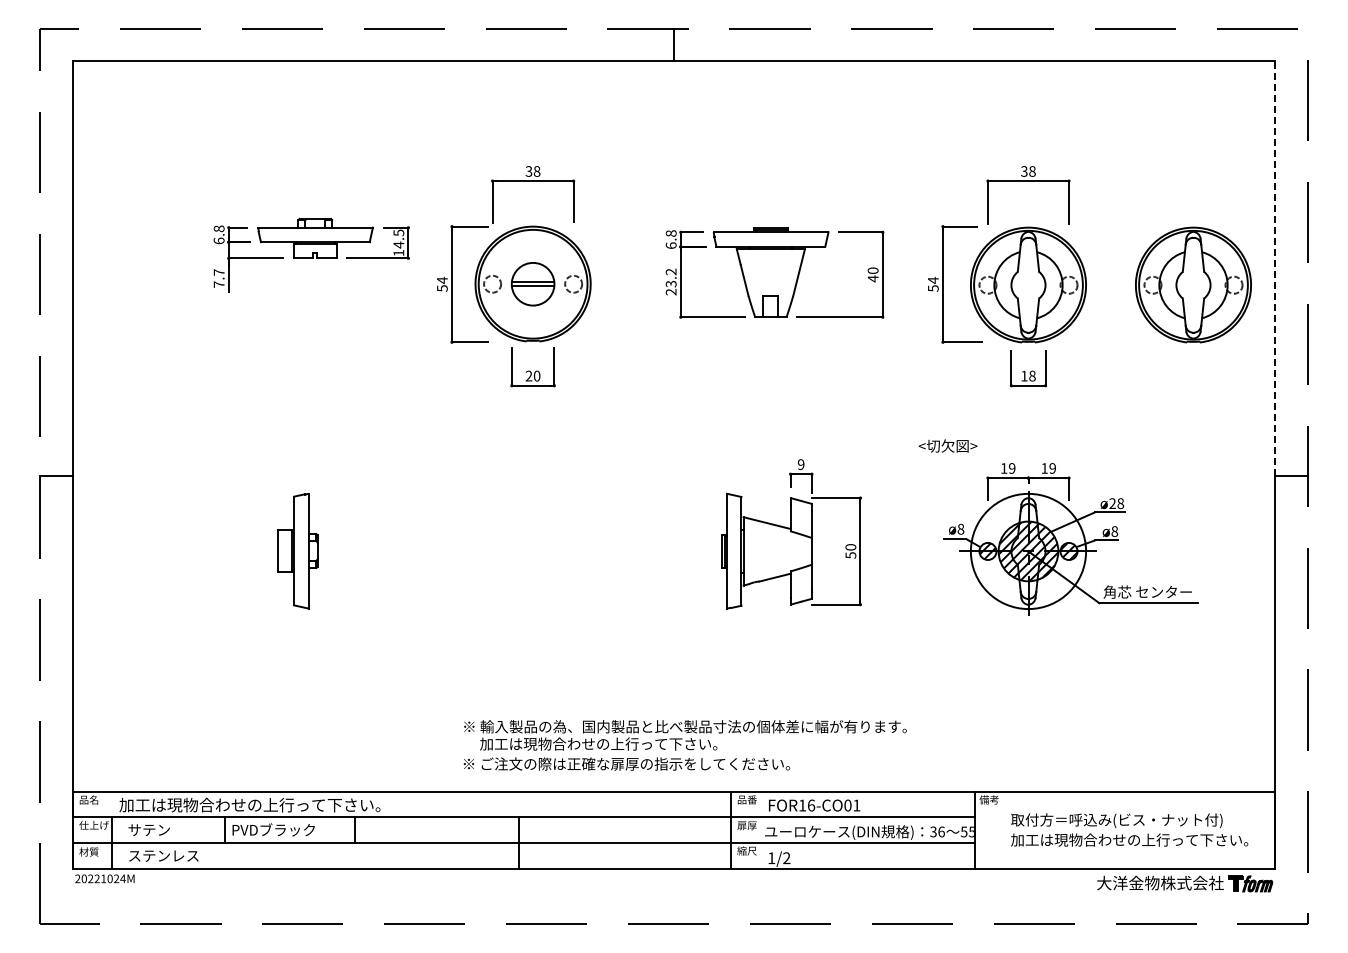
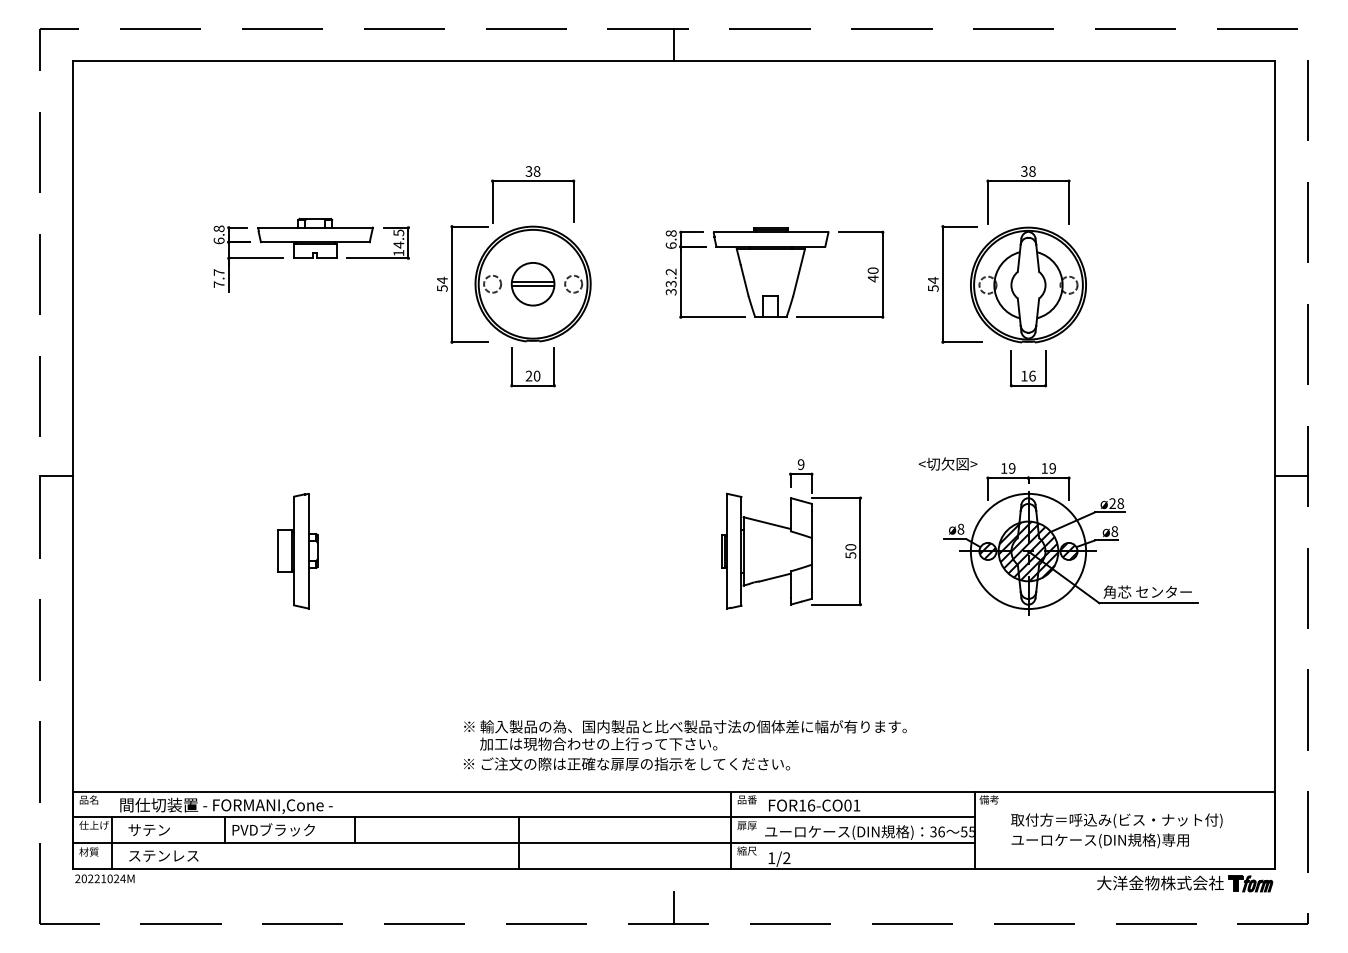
line: dashed -> solid (1274, 268)
part: present -> none (1193, 284)
text: 23.2 -> 33.2 (671, 292)
text: 18 -> 16 (1032, 375)
text position: (947, 445) -> (947, 463) (947, 463)
text: 加工は現物合わせの上行って下さい。 -> 間仕切装置 - FORMANI,Cone - (249, 805)
text: 加工は現物合わせの上行って下さい。 -> ユーロケース(DIN規格)専用 (1129, 840)
line: none -> present (674, 907)
